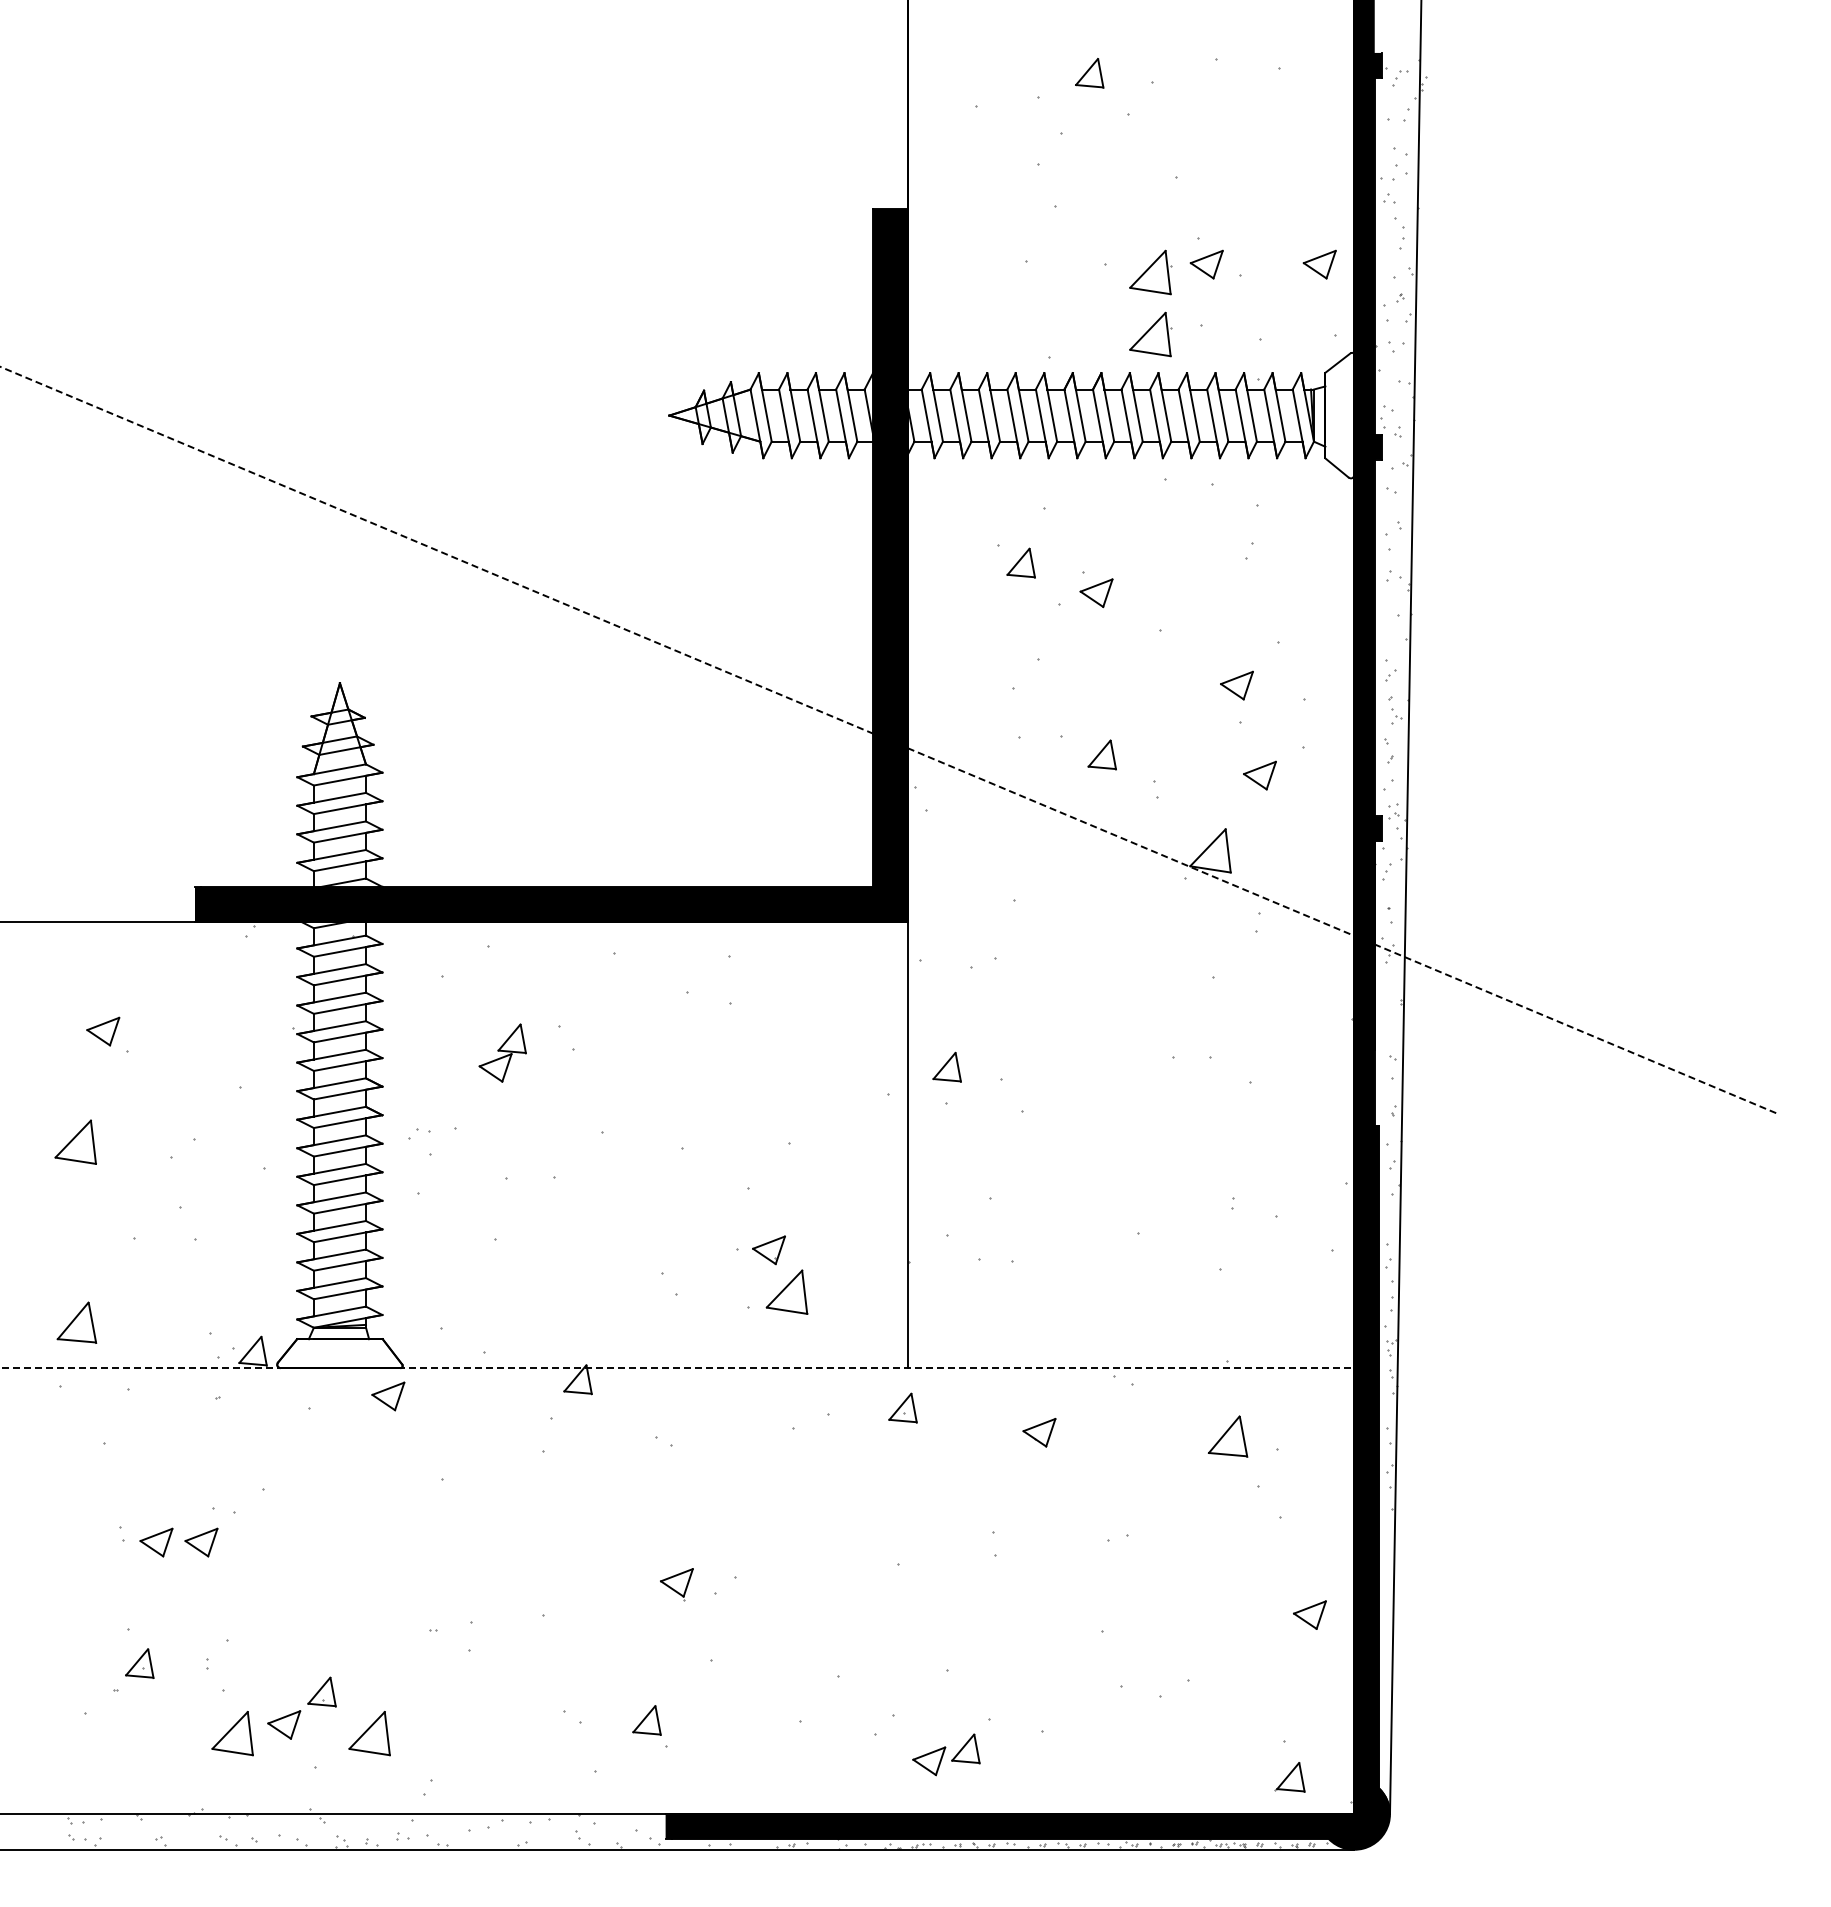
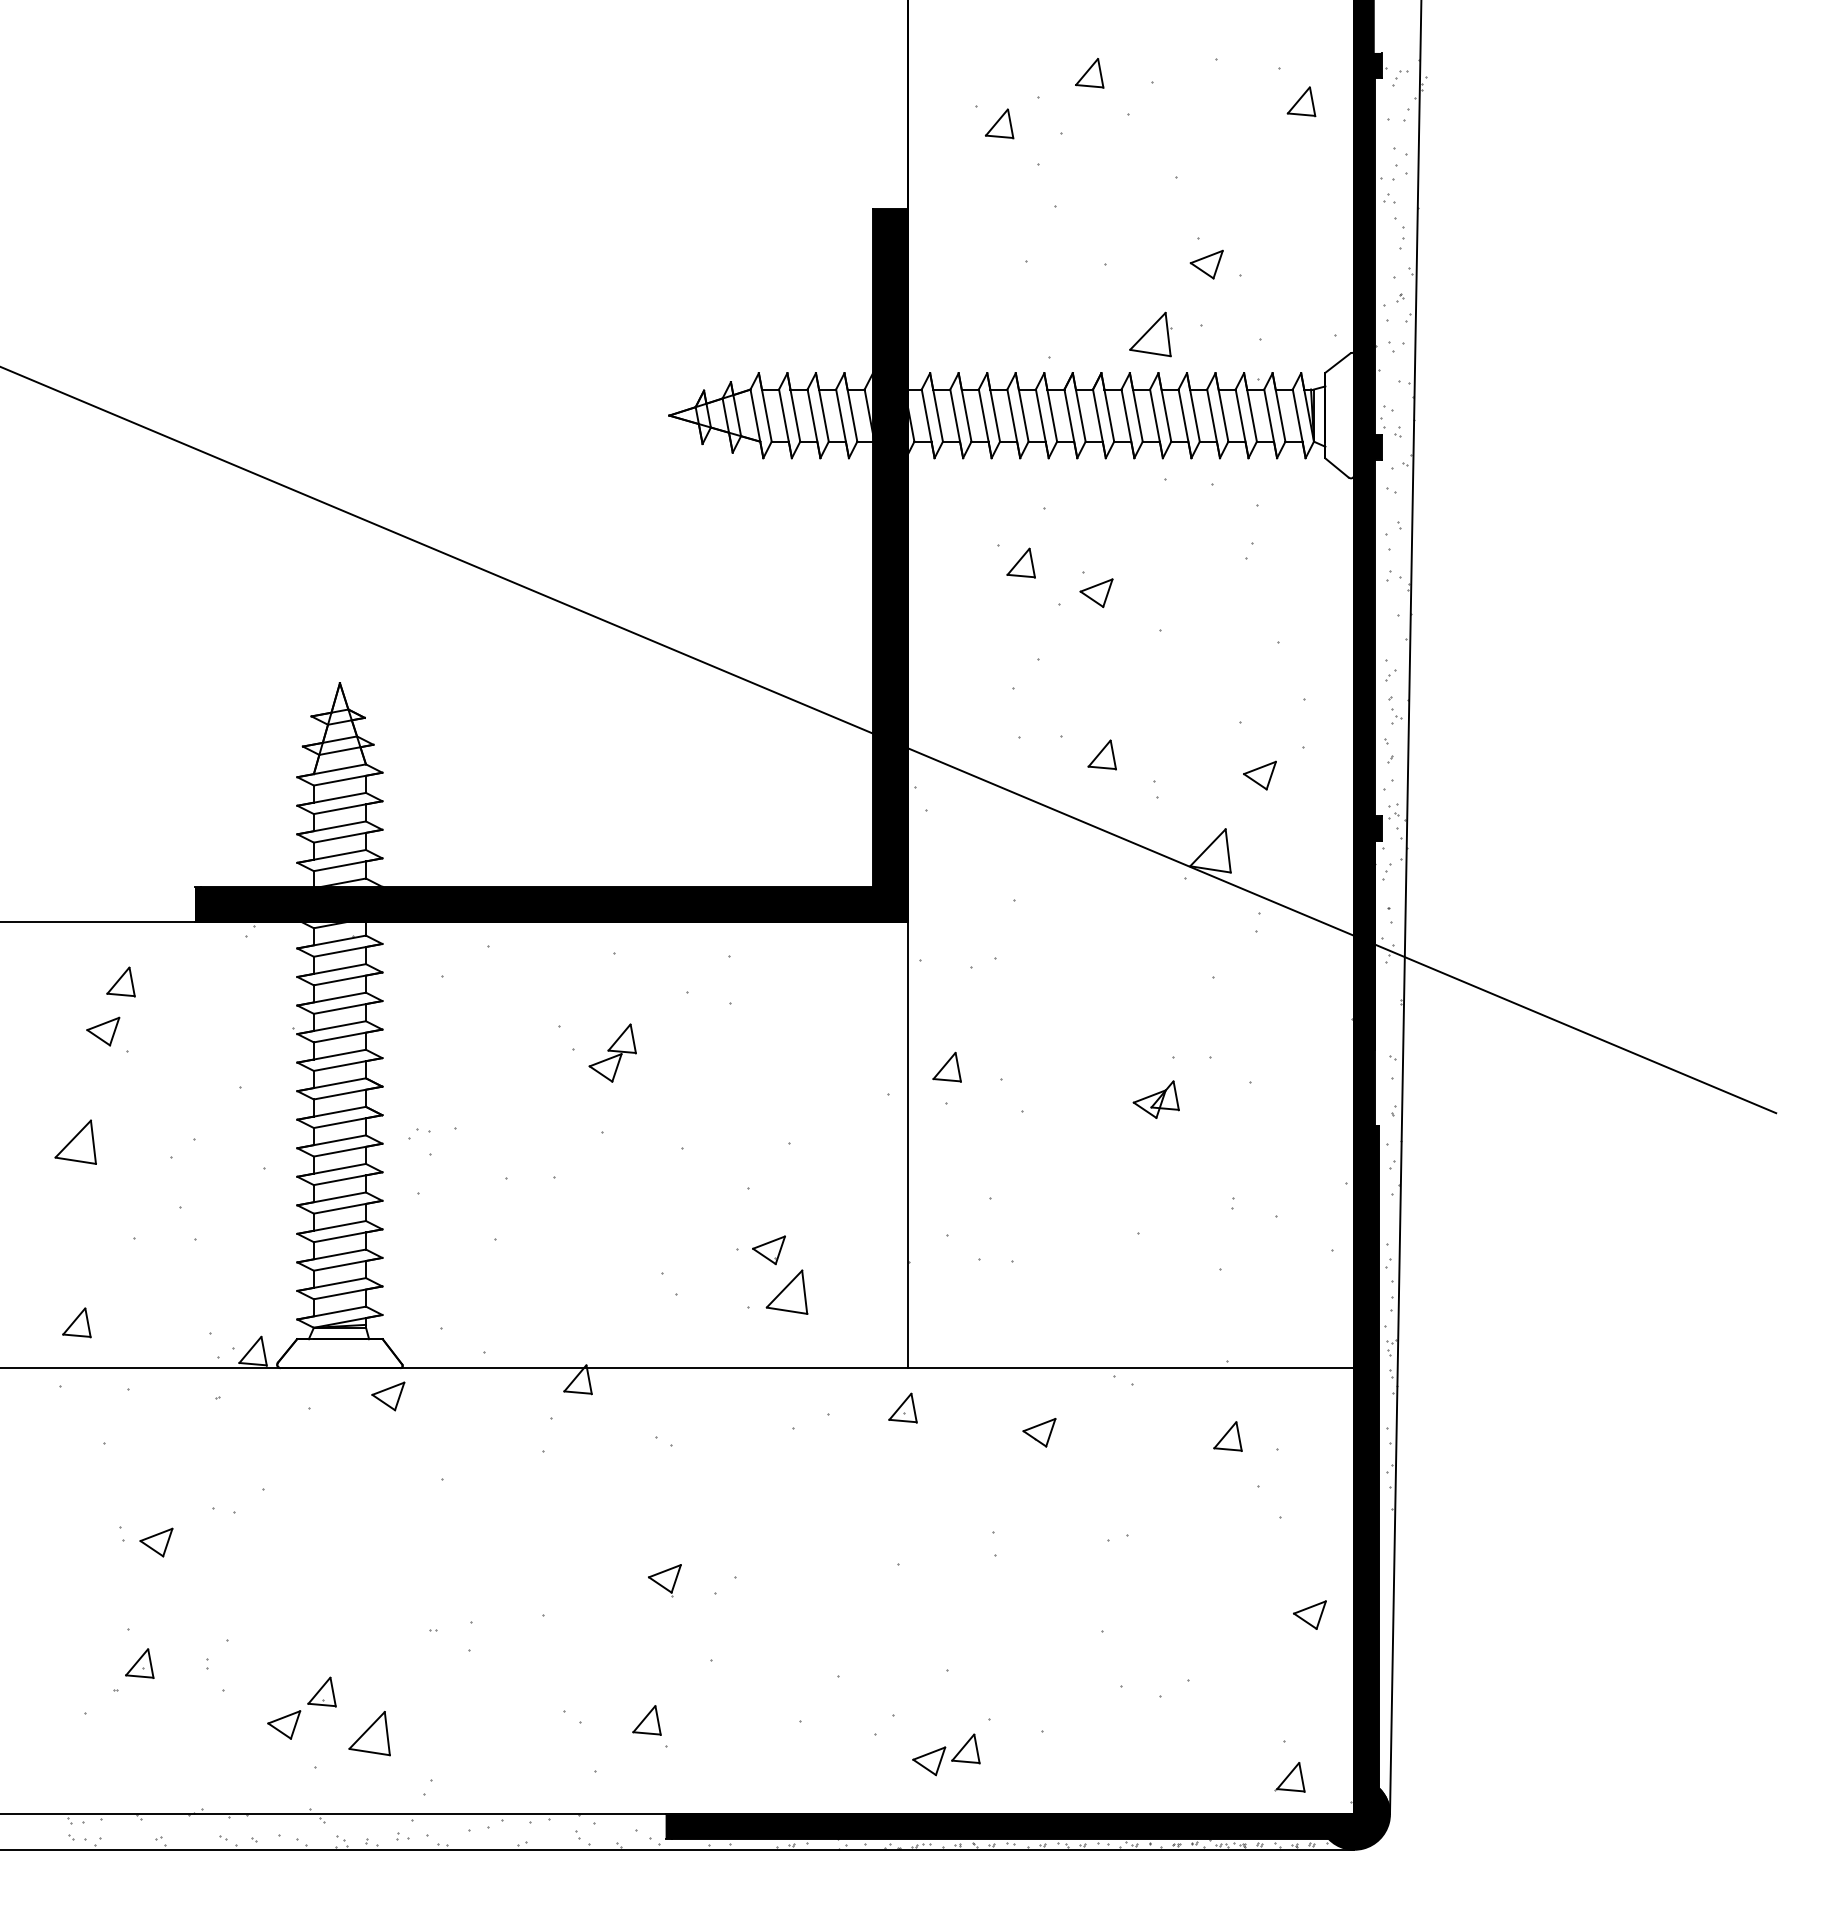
part: none -> present (1301, 101)
part: none -> present (999, 123)
part: present -> none (1319, 264)
part: present -> none (1150, 272)
part: present -> none (1236, 685)
line: dashed -> solid (887, 739)
part: none -> present (120, 981)
part position: (502, 1052) -> (612, 1052) (612, 1052)
part: none -> present (1155, 1099)
part size: 42x43 px -> 30x32 px (76, 1322)
line: dashed -> solid (677, 1368)
part size: 42x43 px -> 30x31 px (1227, 1436)
part: present -> none (201, 1542)
part position: (676, 1584) -> (664, 1580) (664, 1580)
part: present -> none (232, 1733)
